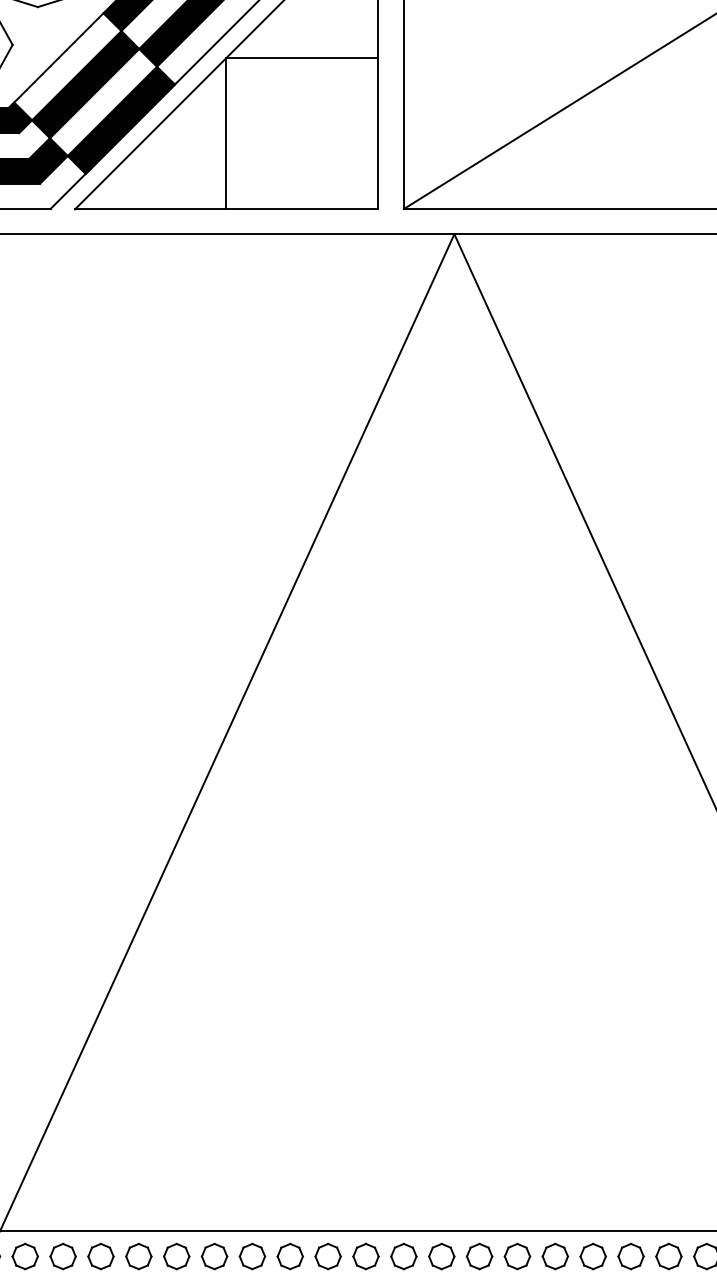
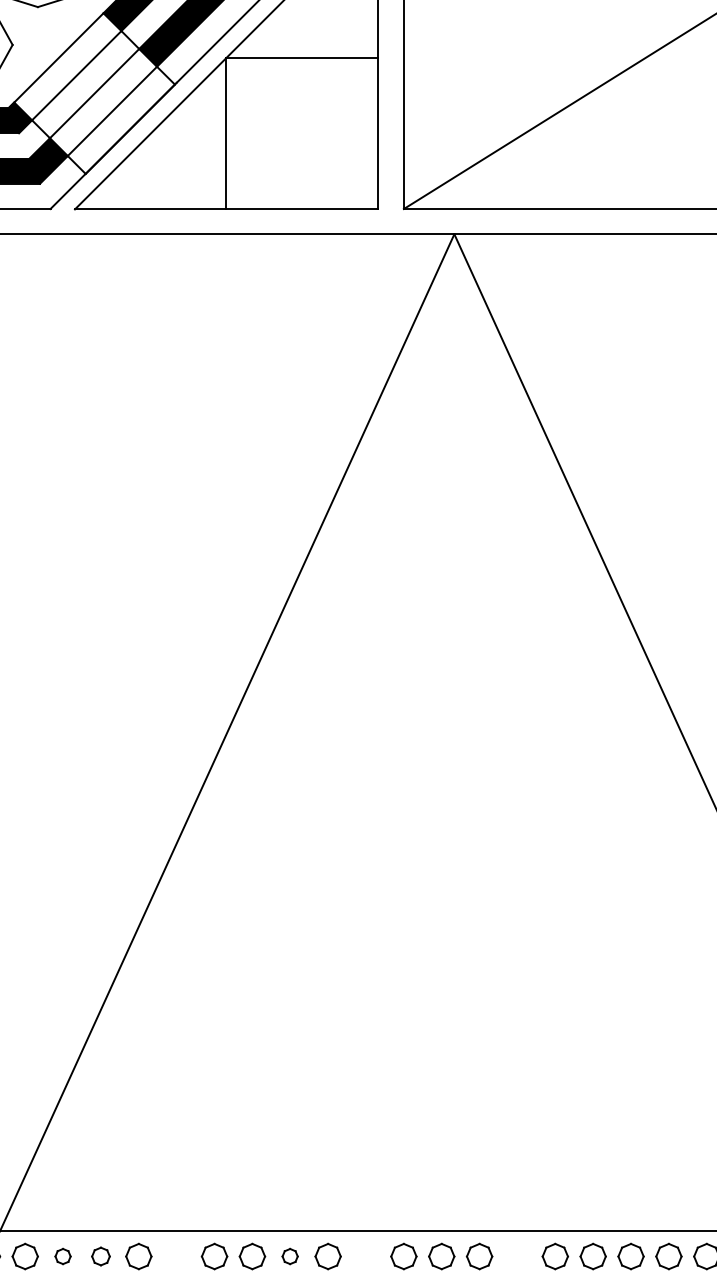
fill: present -> none (85, 84)
fill: present -> none (120, 119)
part size: 28x29 px -> 18x19 px (62, 1256)
part size: 28x29 px -> 20x21 px (100, 1256)
part: present -> none (176, 1256)
part size: 28x29 px -> 18x19 px (289, 1256)
part: present -> none (365, 1256)
part: present -> none (517, 1256)
